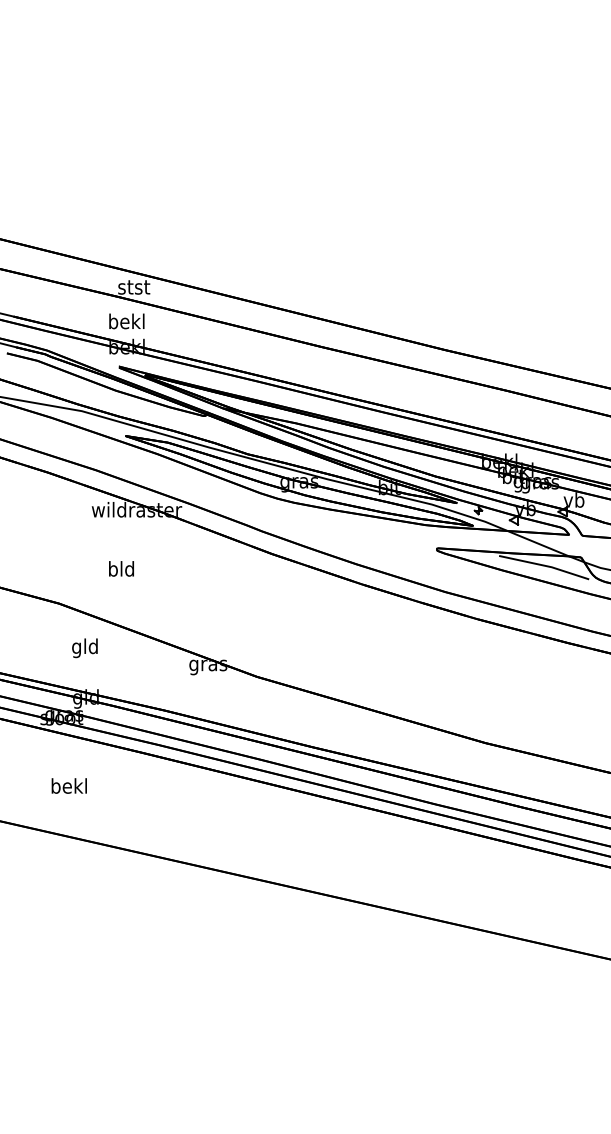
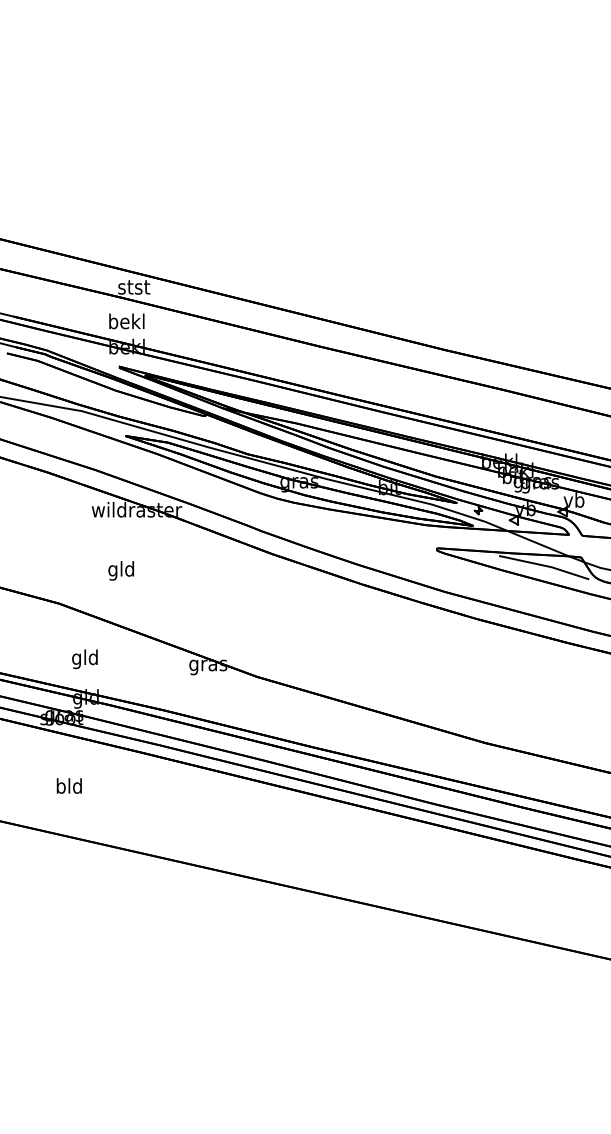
text: bld -> gld (112, 570)
text position: (84, 648) -> (84, 659) (84, 659)
text: bekl -> bld (68, 785)
